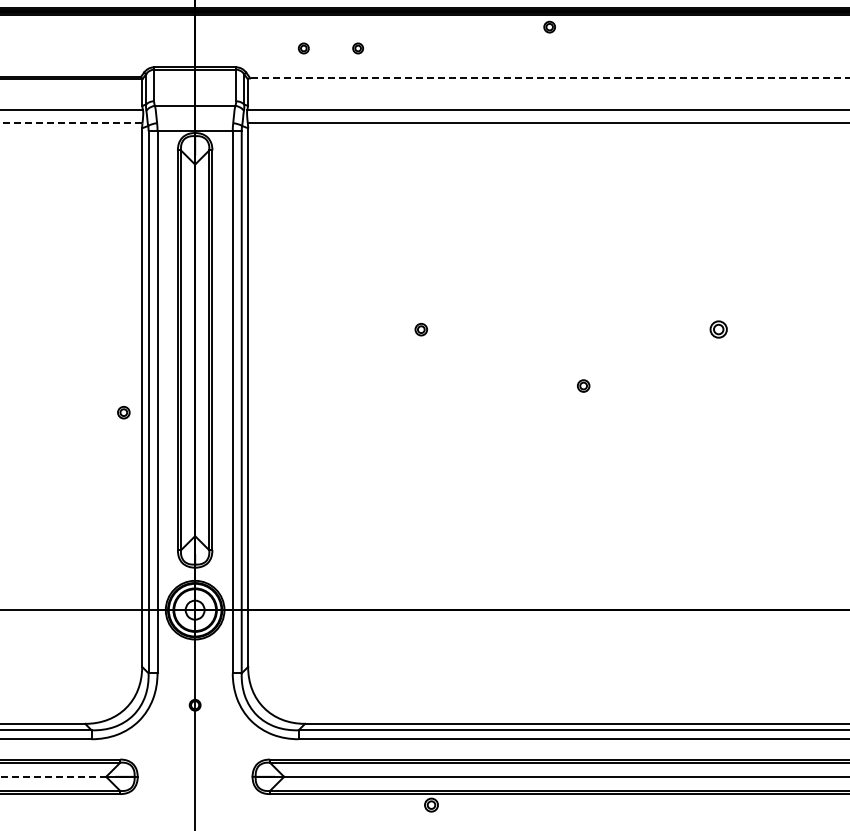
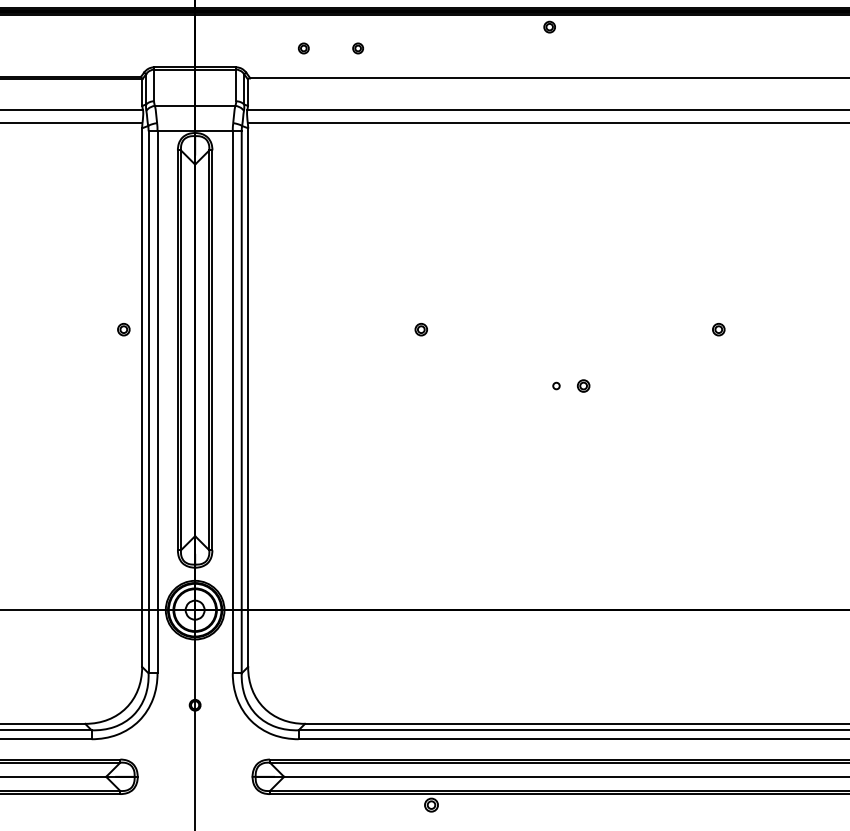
line: dashed -> solid (550, 78)
line: dashed -> solid (71, 123)
part size: 19x19 px -> 14x14 px (718, 329)
circle: none -> present (556, 385)
part position: (123, 412) -> (123, 329) (123, 329)
line: dashed -> solid (53, 776)
